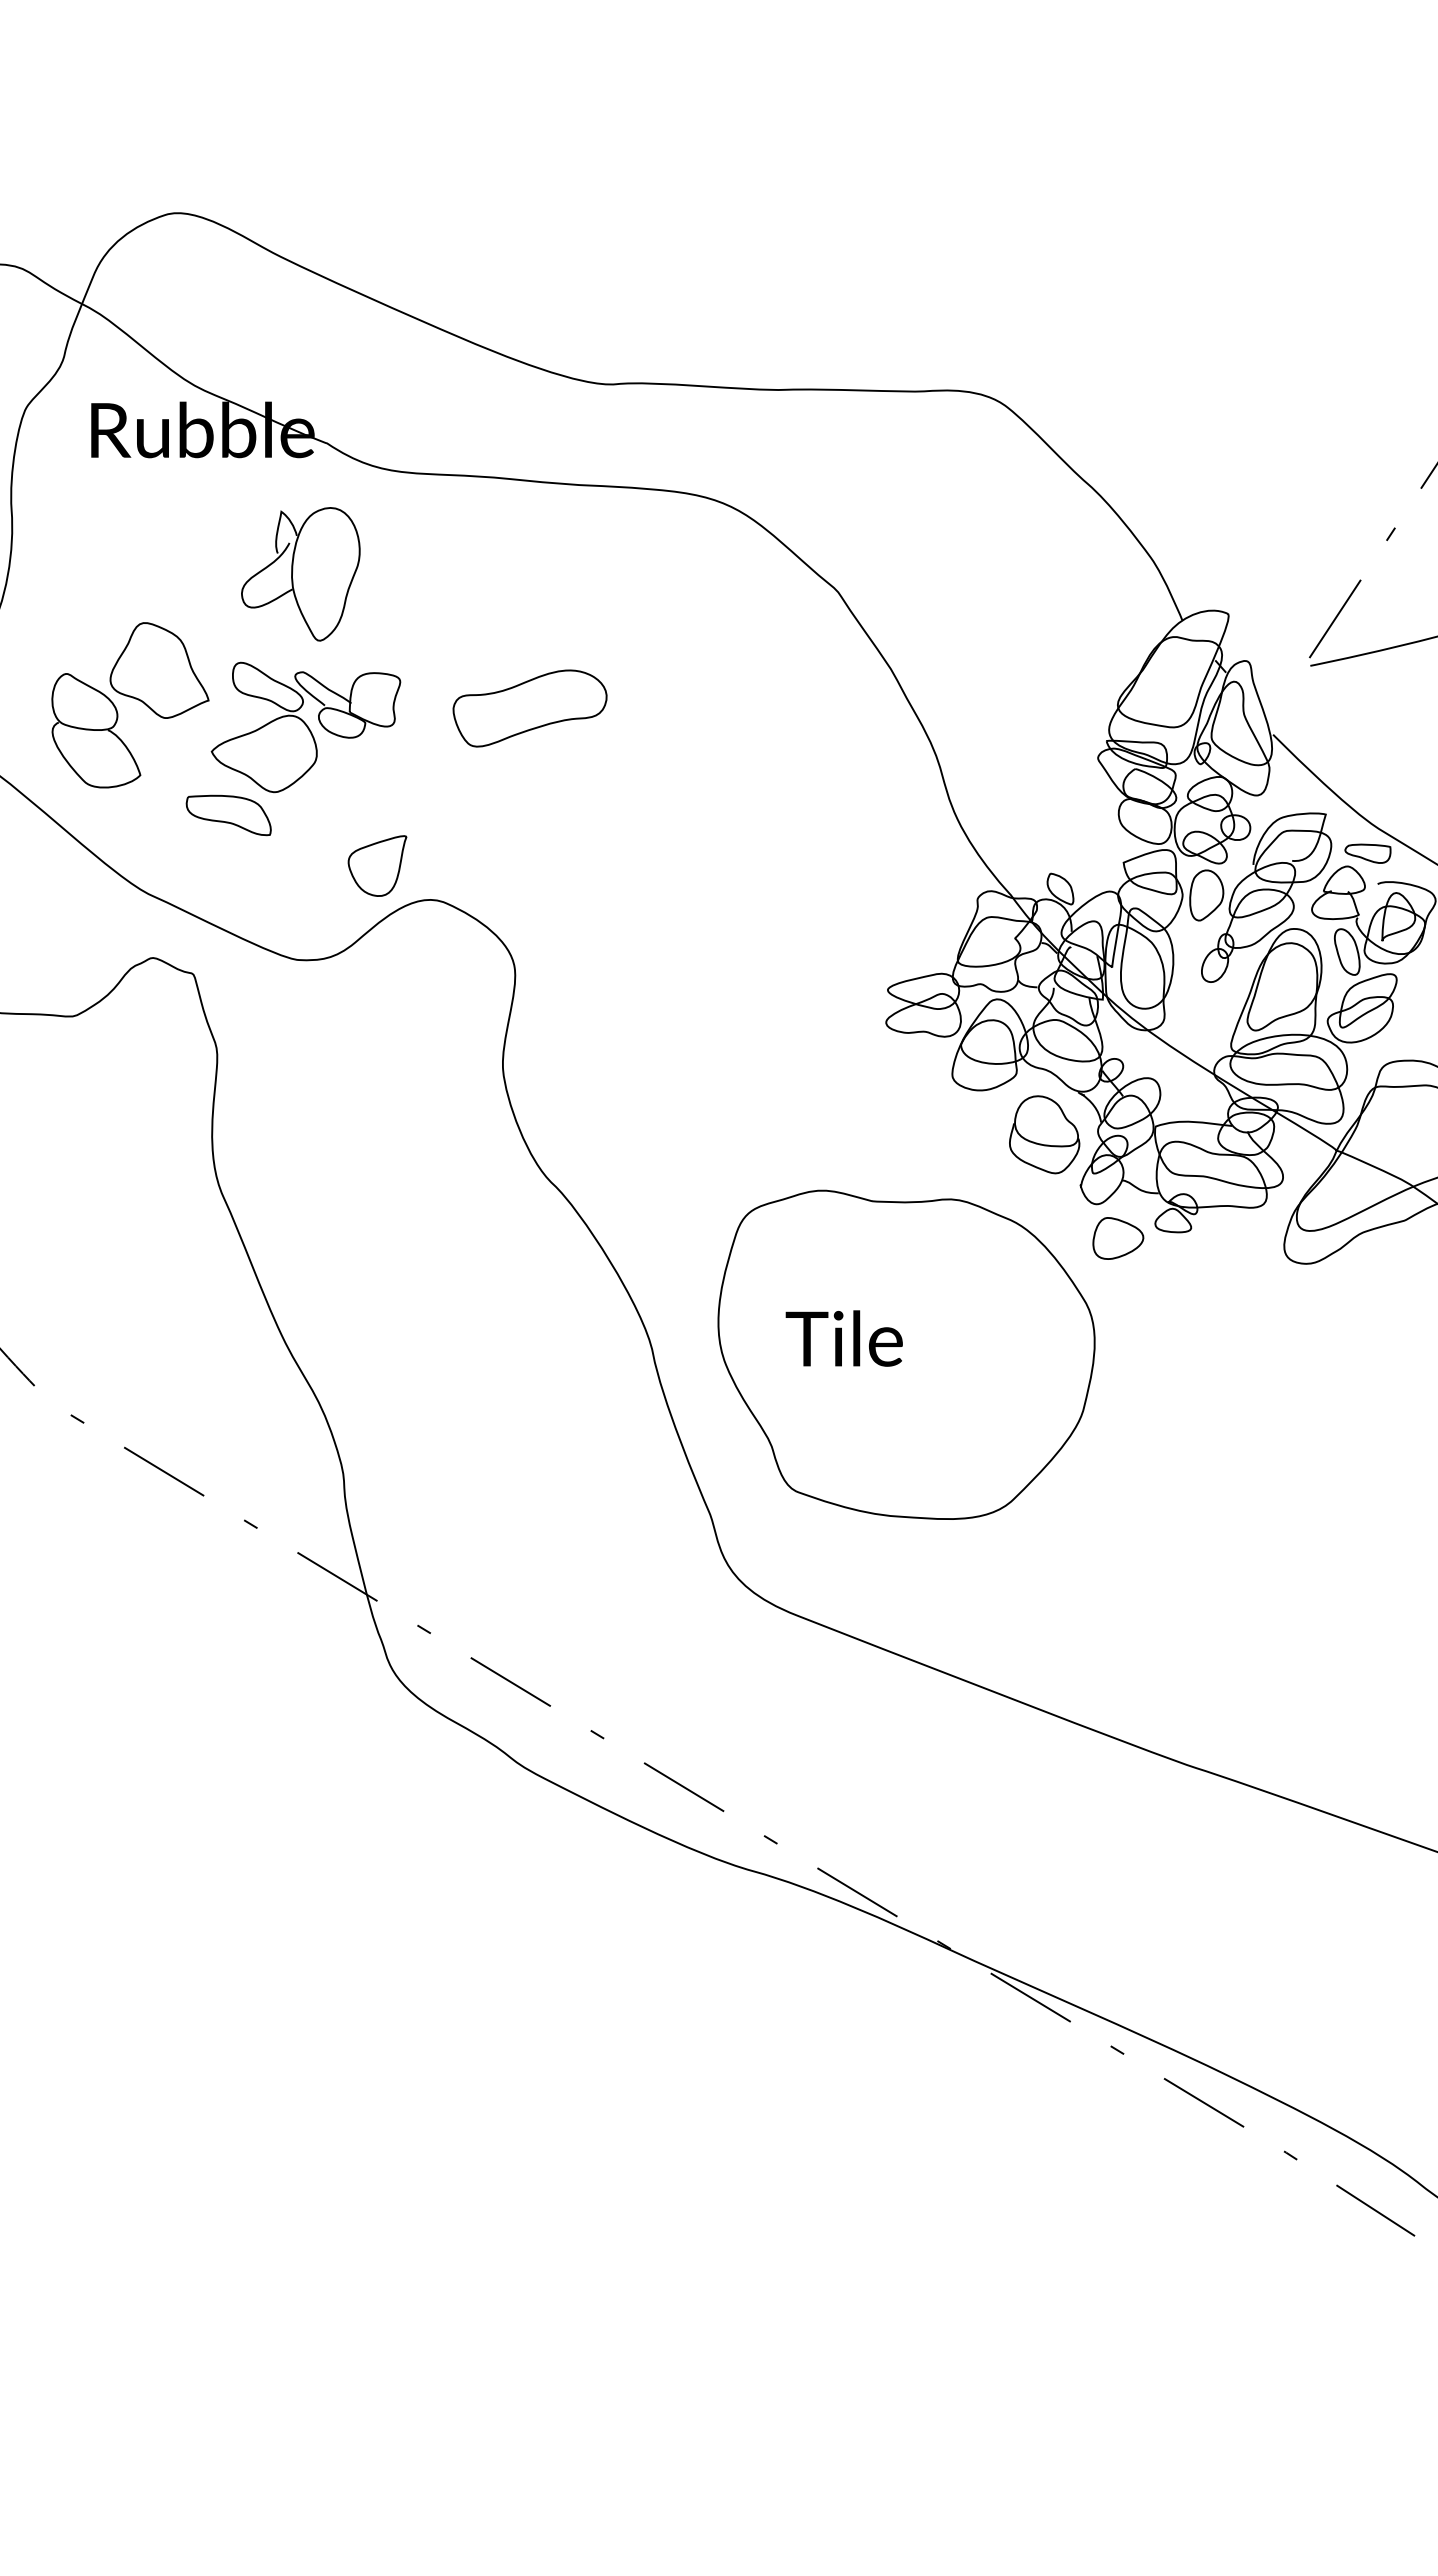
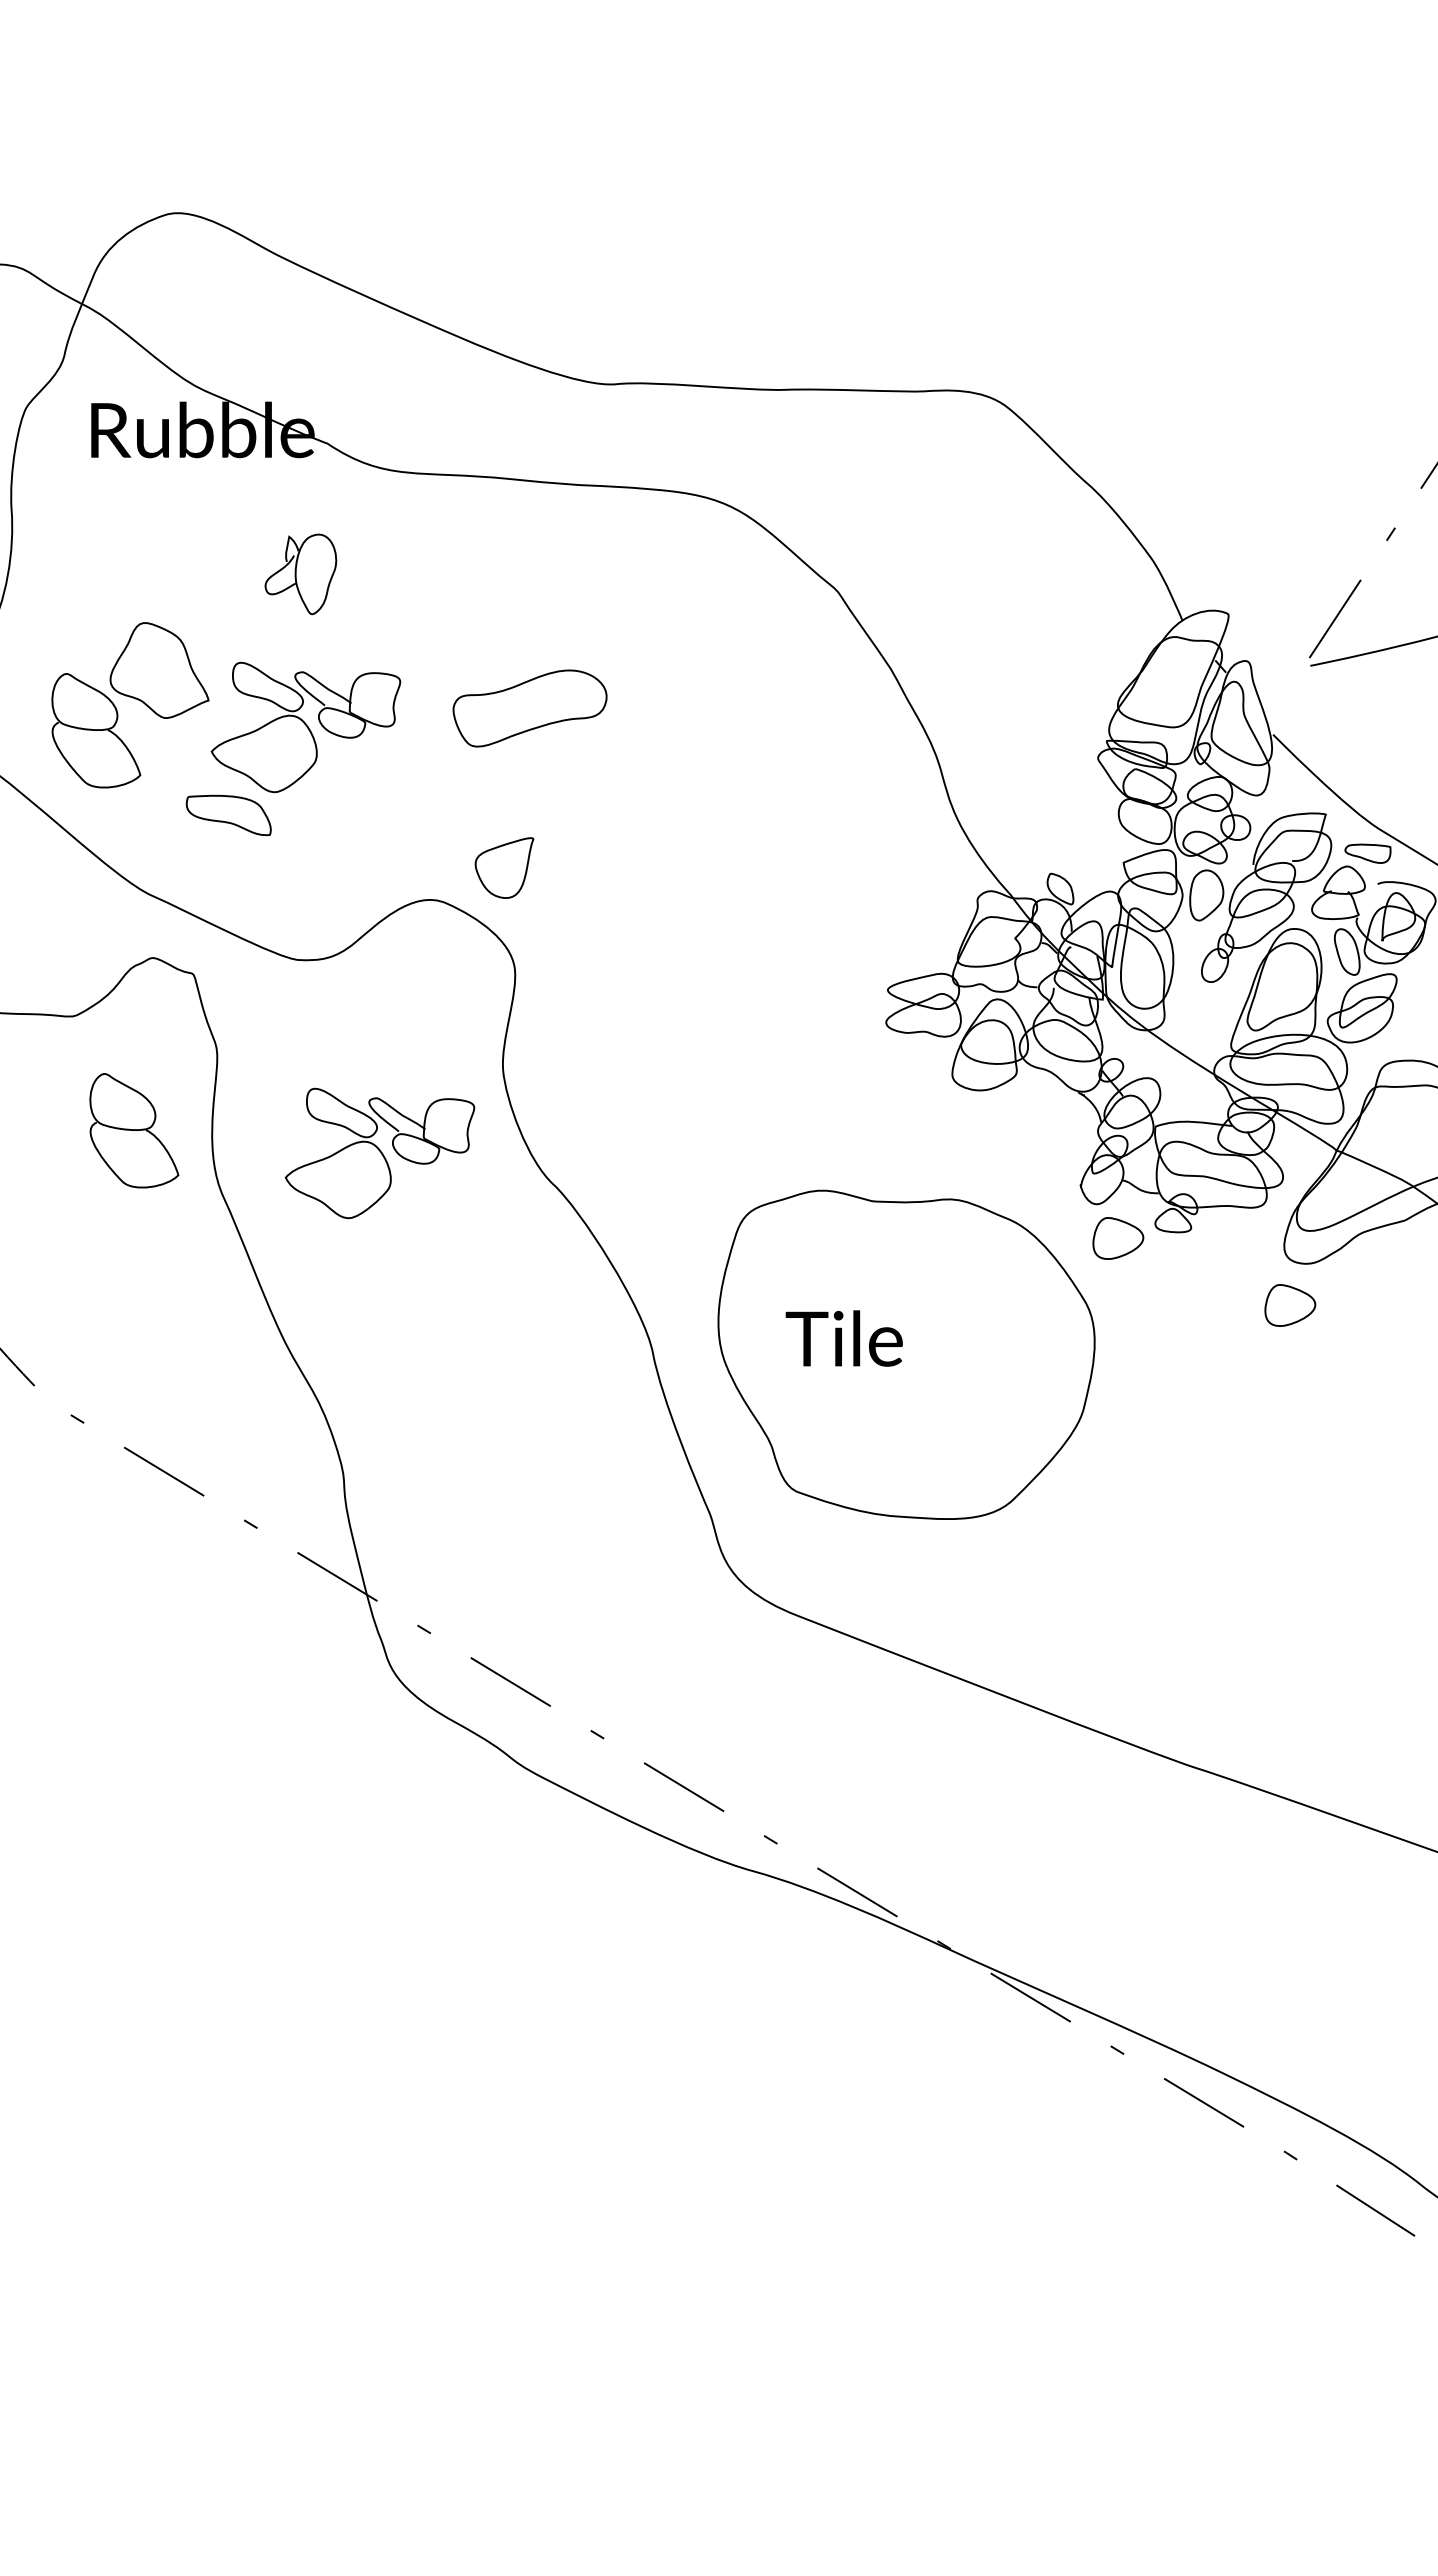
part size: 120x135 px -> 74x83 px (300, 574)
part position: (377, 865) -> (504, 867) (504, 867)
part: none -> present (134, 1130)
part: present -> none (1044, 1134)
part: none -> present (379, 1153)
part: none -> present (1290, 1305)
